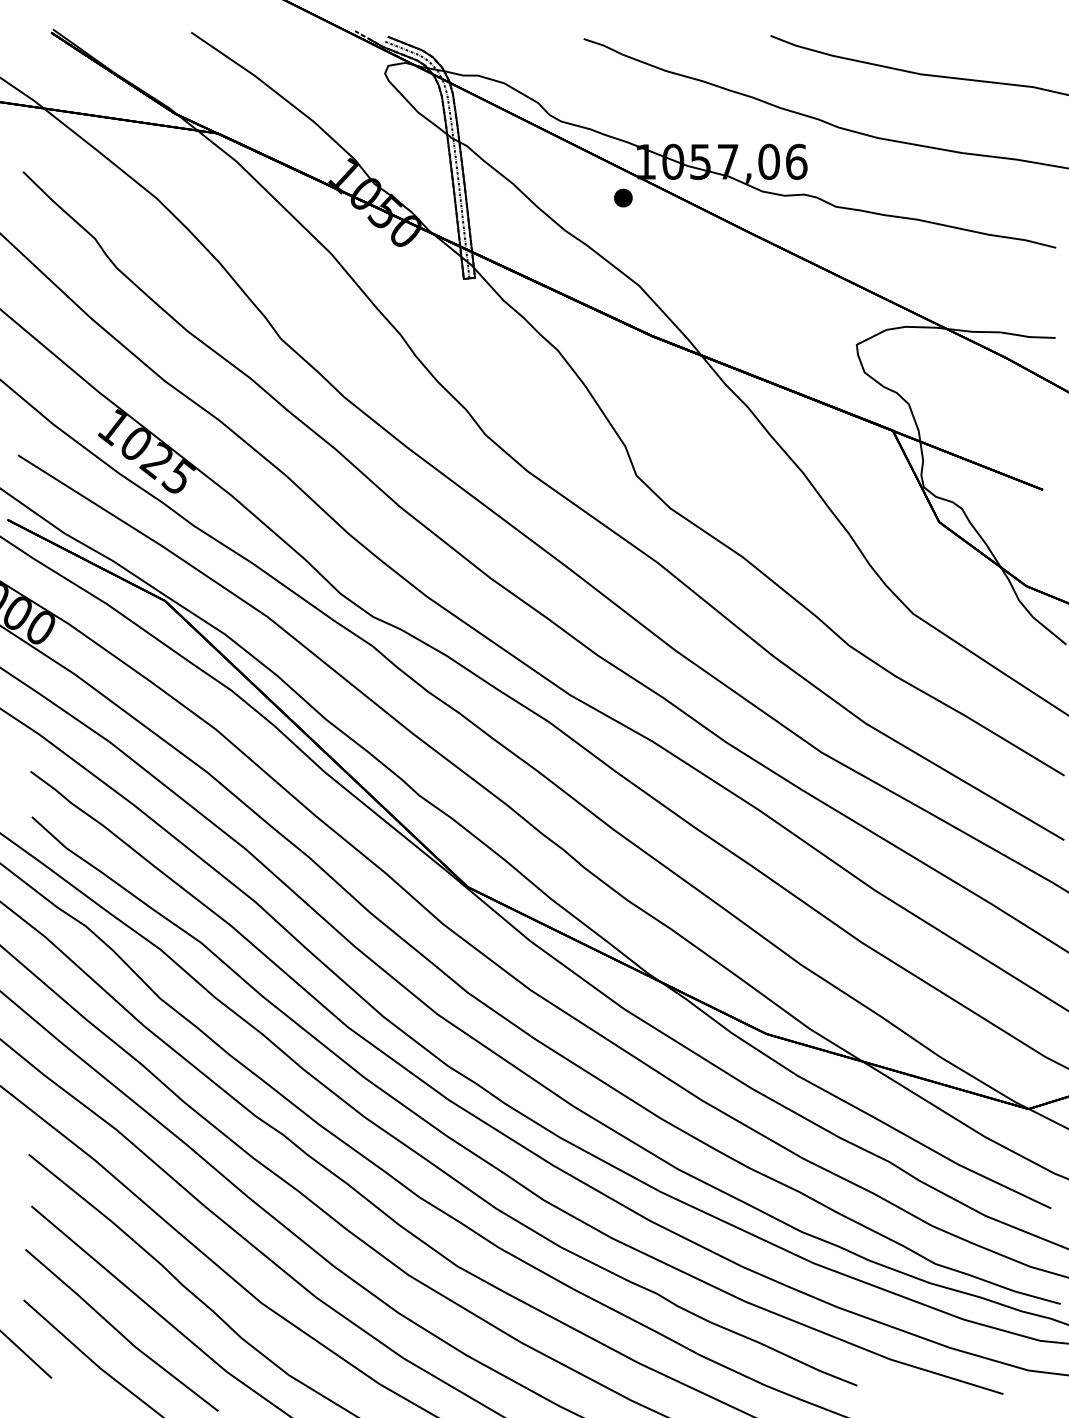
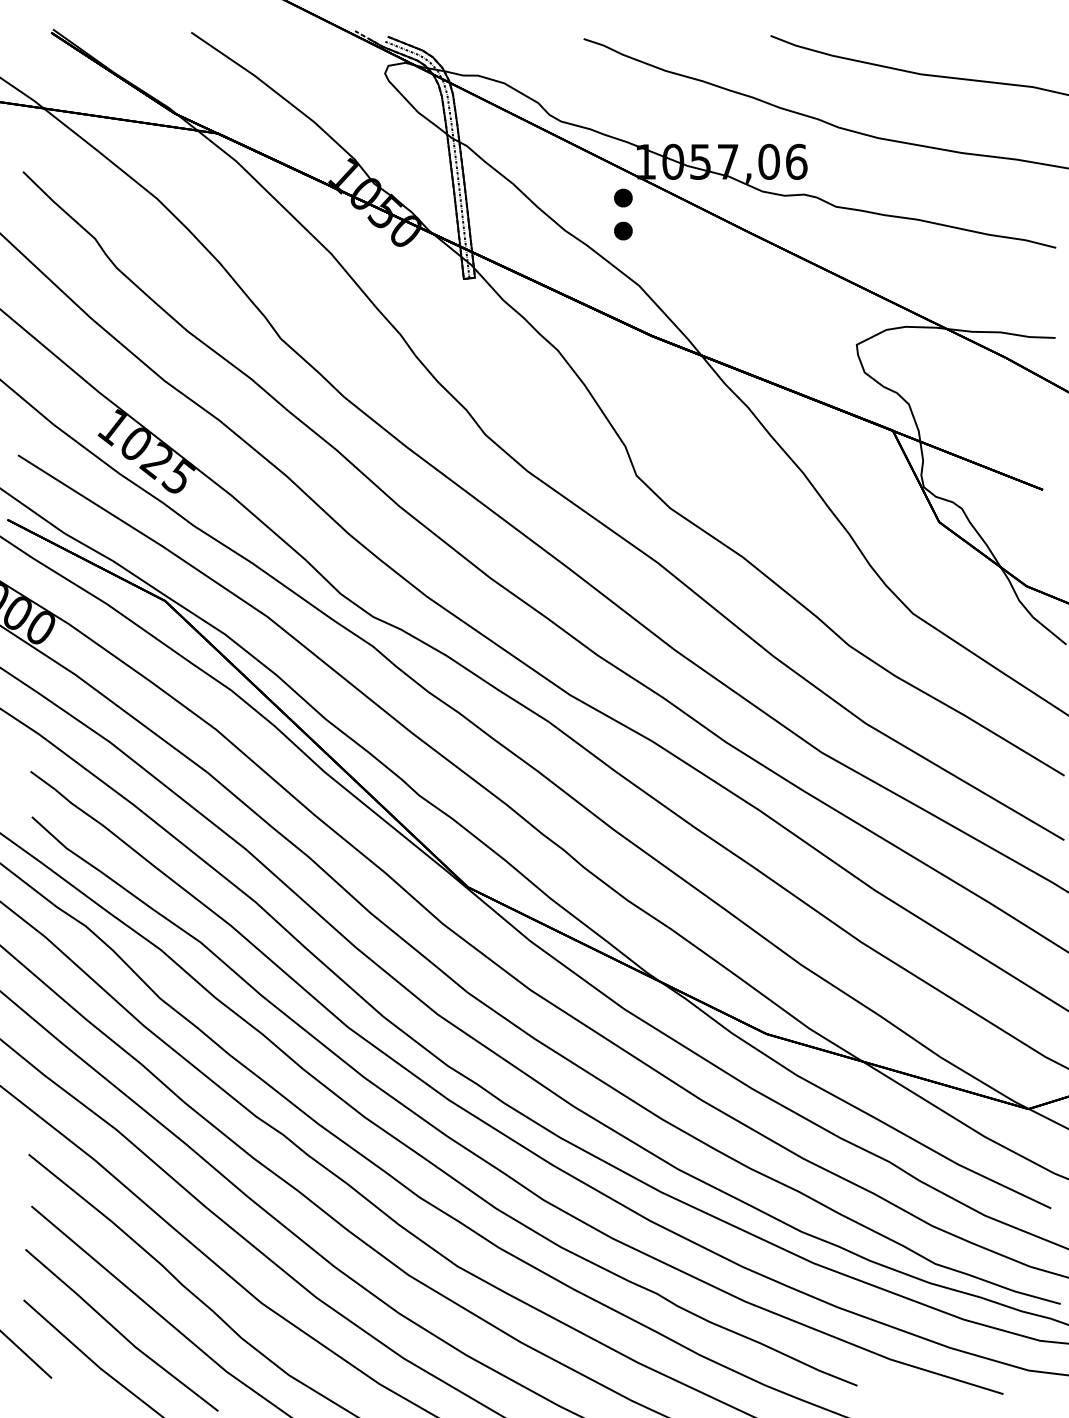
part: none -> present (623, 230)
